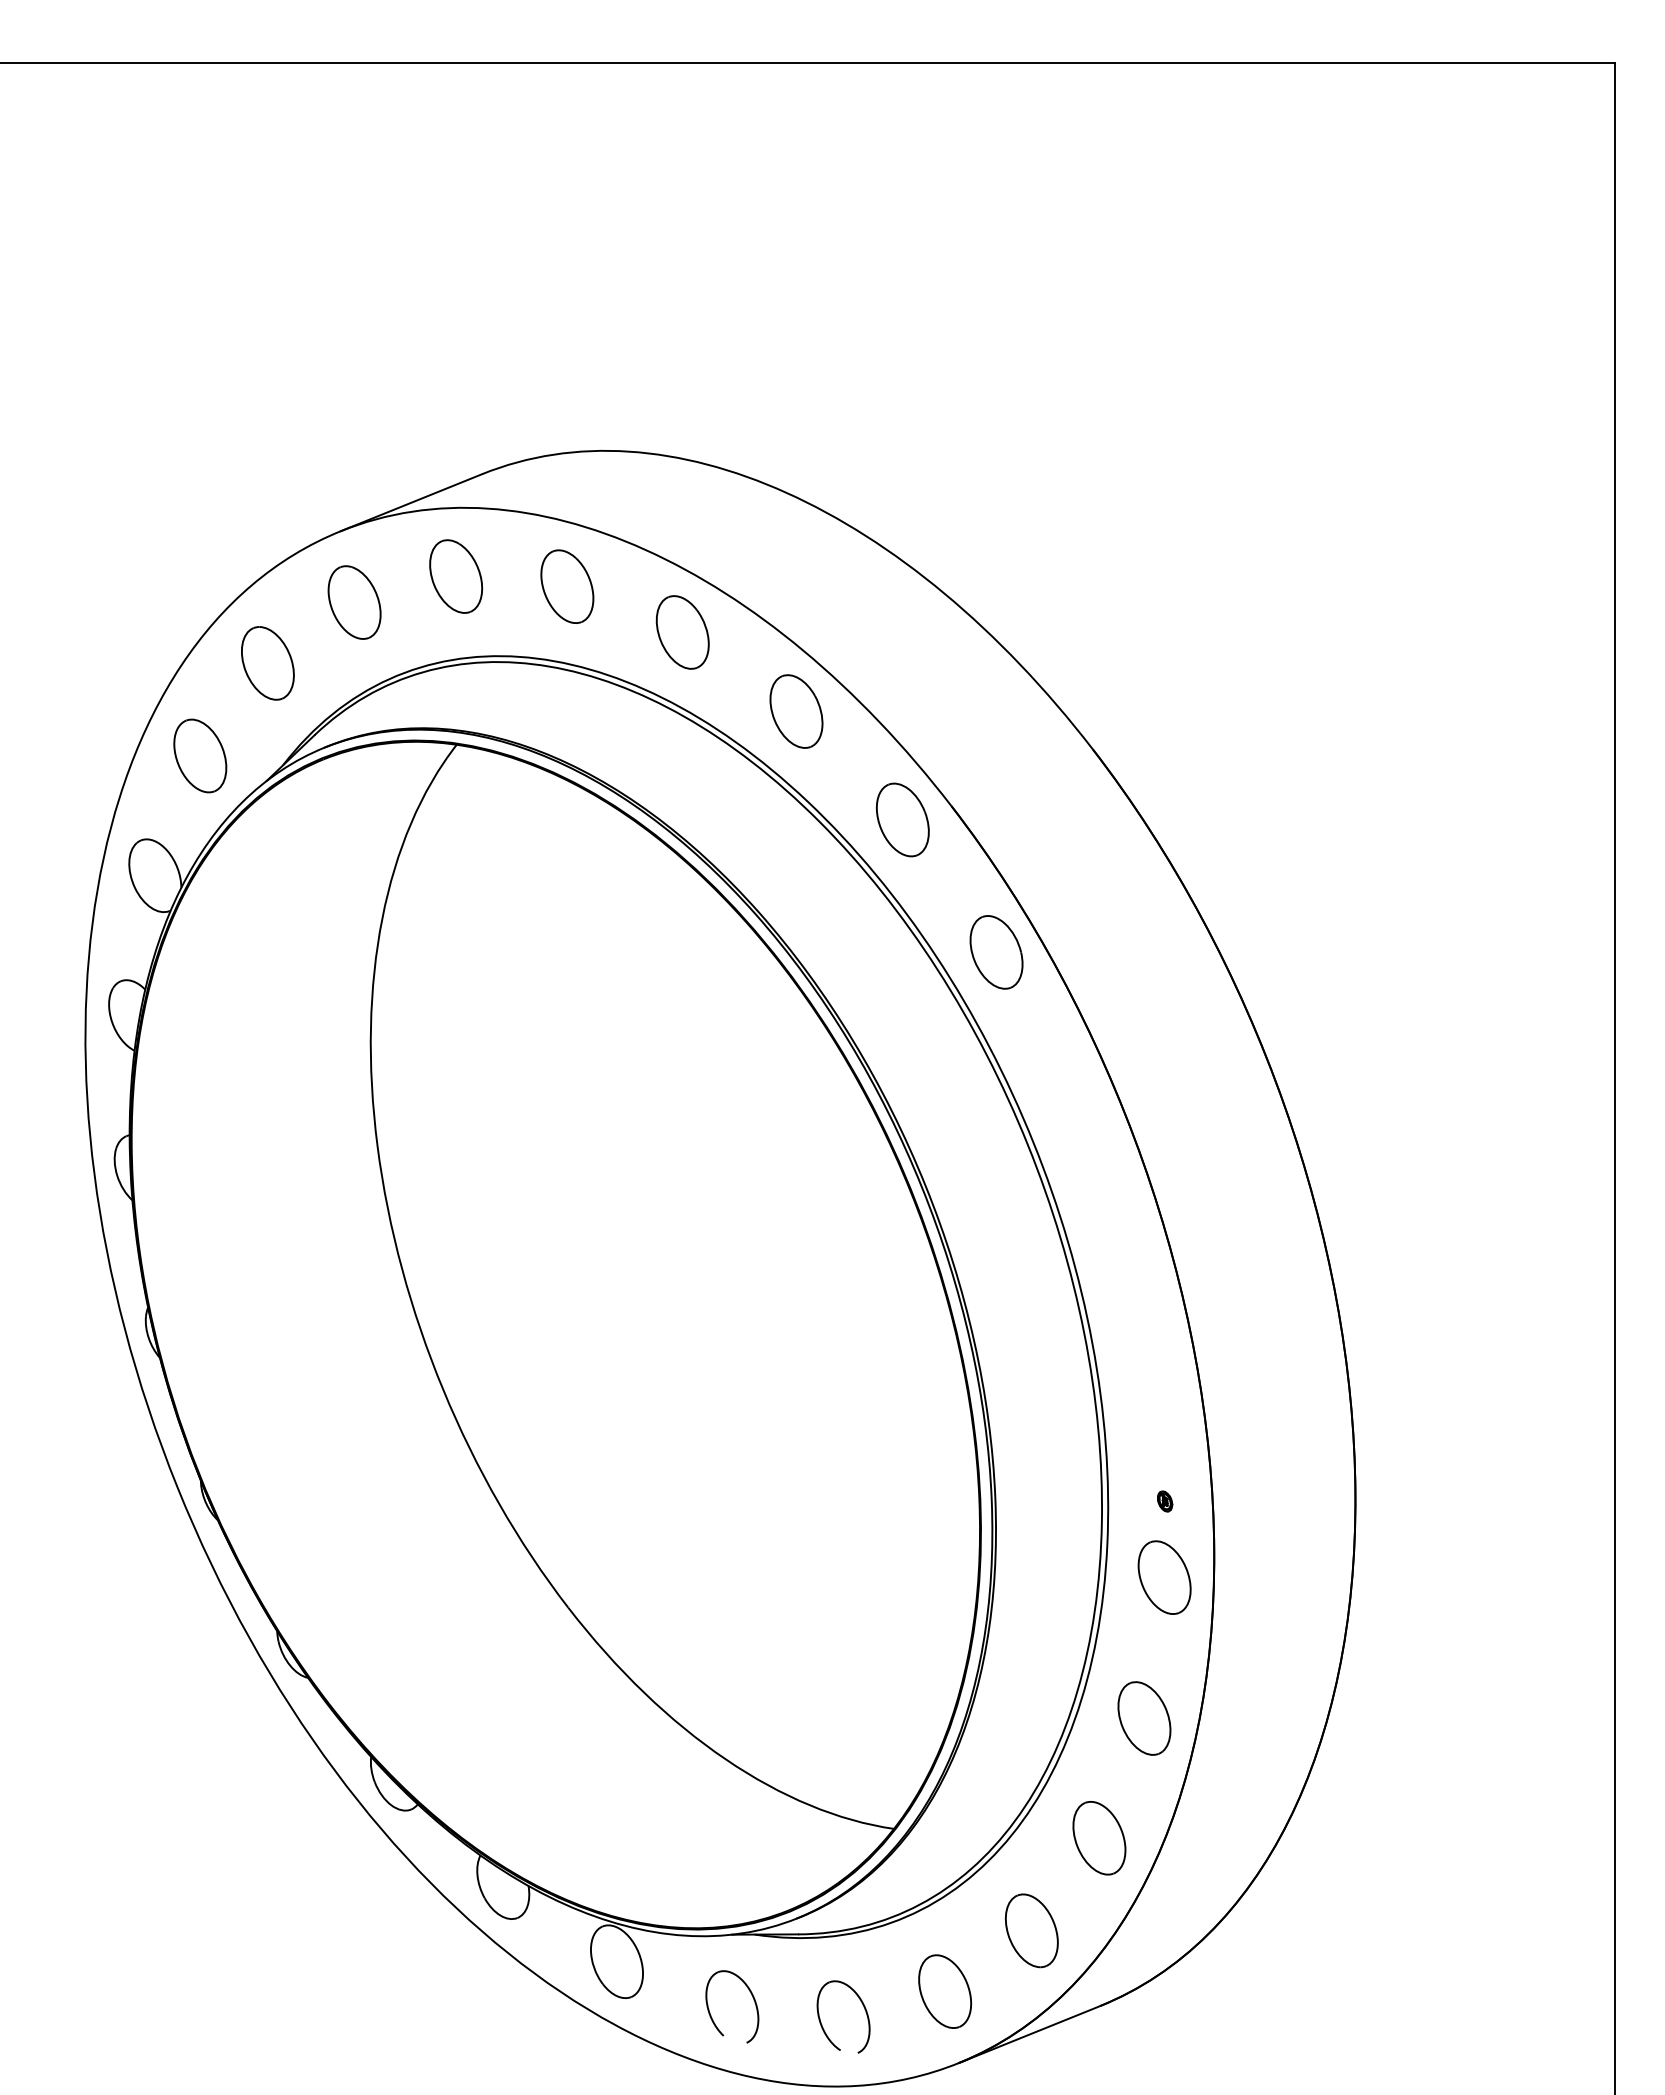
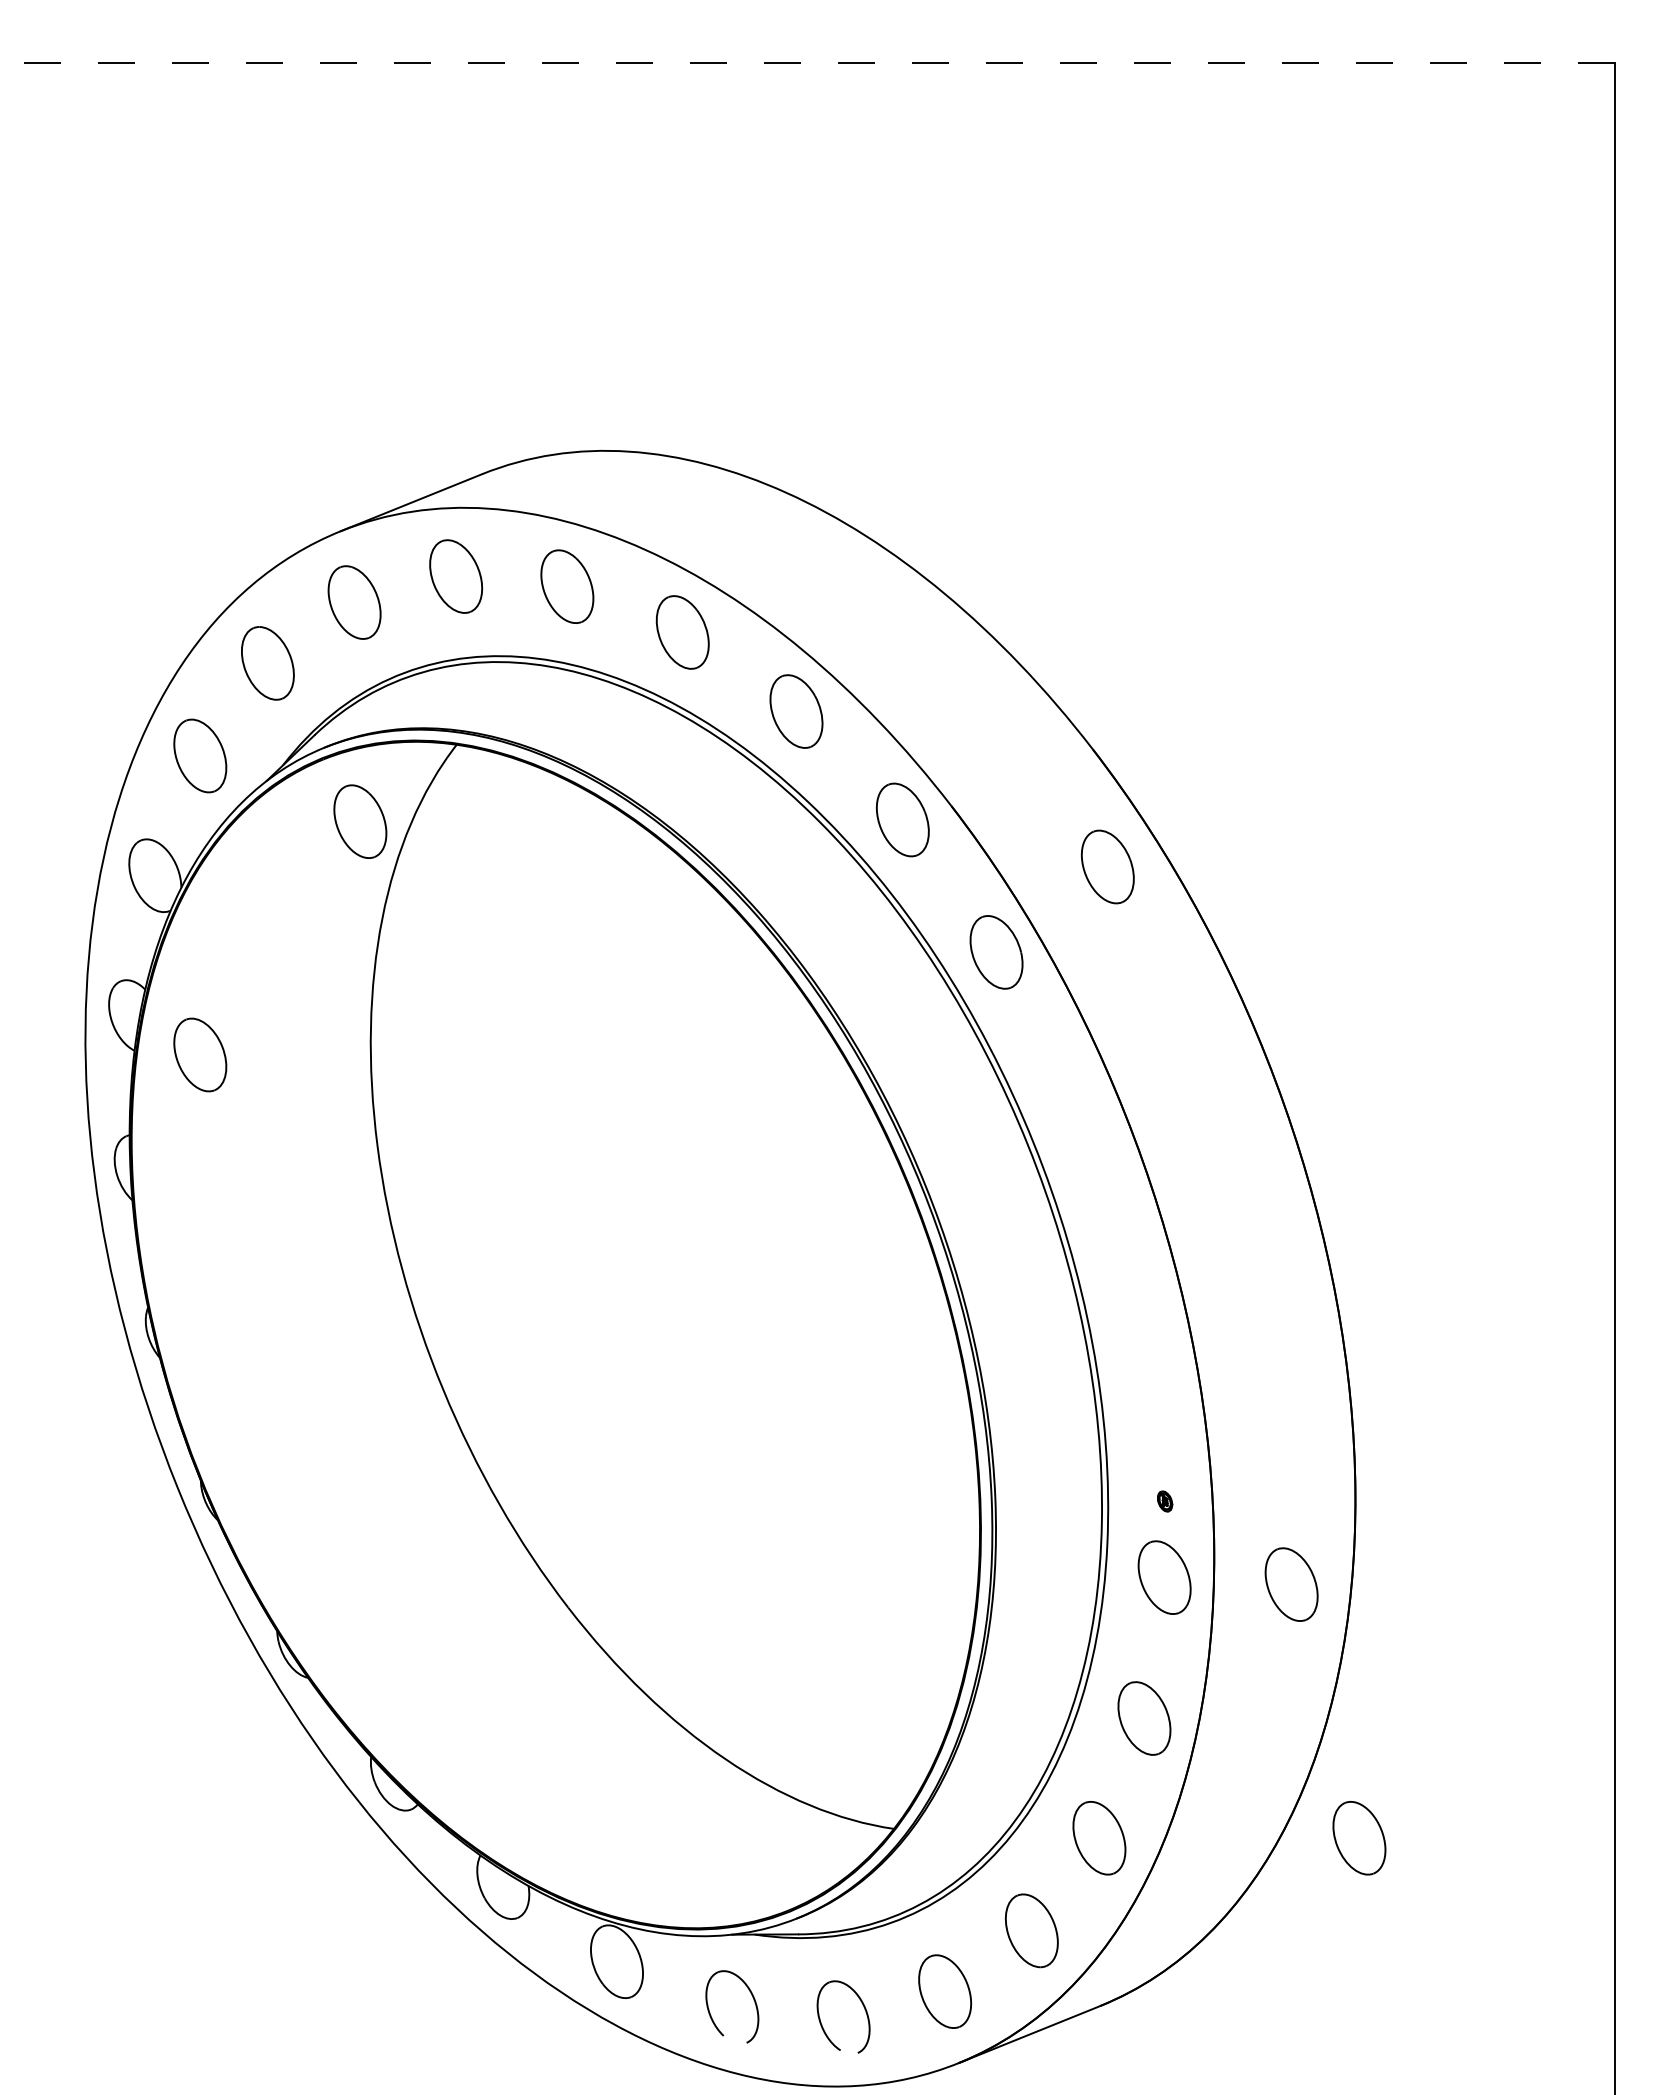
line: solid -> dashed (808, 62)
part: none -> present (360, 821)
part: none -> present (1107, 866)
part: none -> present (200, 1054)
part: none -> present (1291, 1584)
part: none -> present (1359, 1838)
